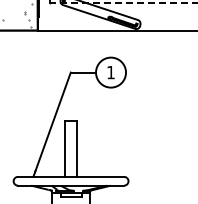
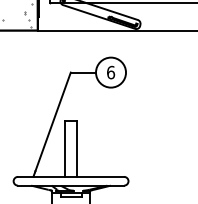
line: dashed -> solid (123, 2)
text: 1 -> 6 (111, 72)
